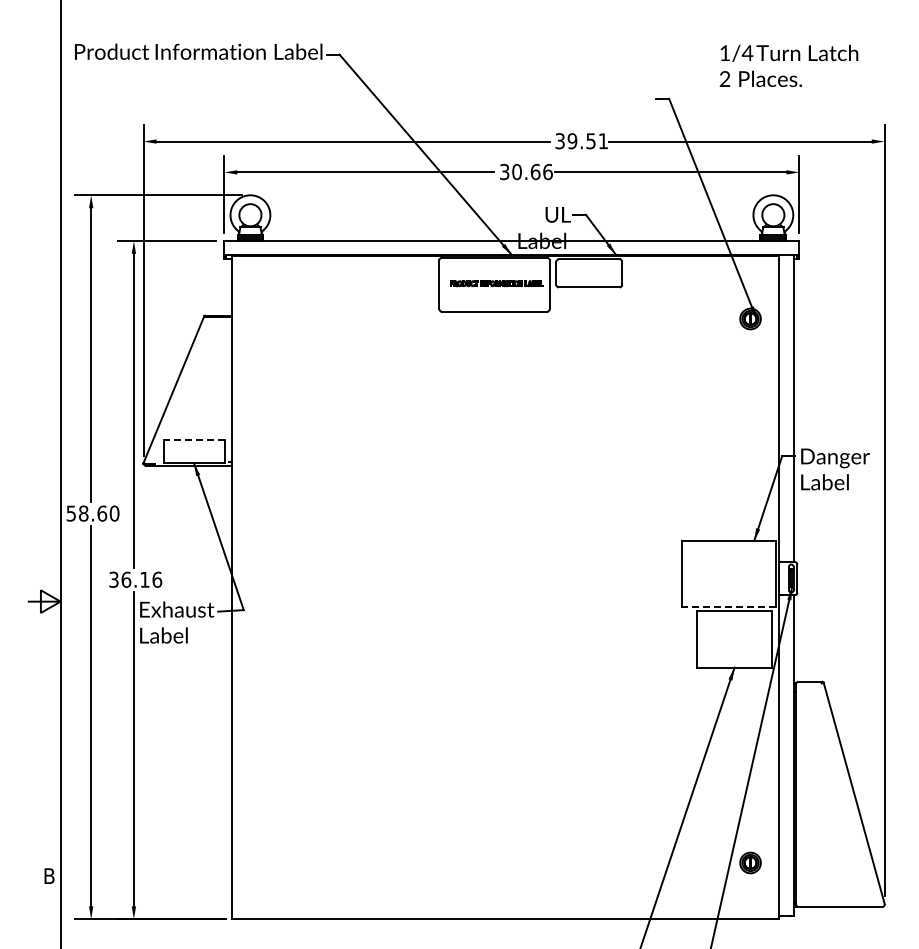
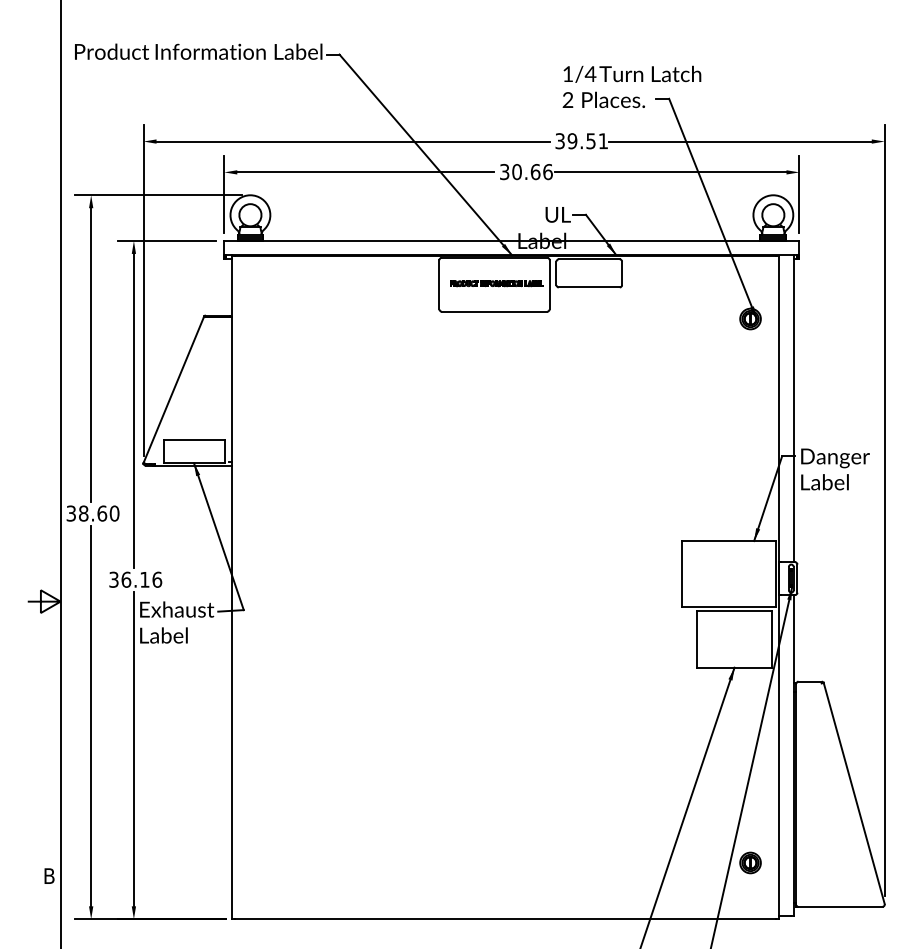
text position: (788, 65) -> (631, 86) (631, 86)
line: dashed -> solid (193, 439)
text: 58.60 -> 38.60 (71, 512)
line: dashed -> solid (728, 606)
